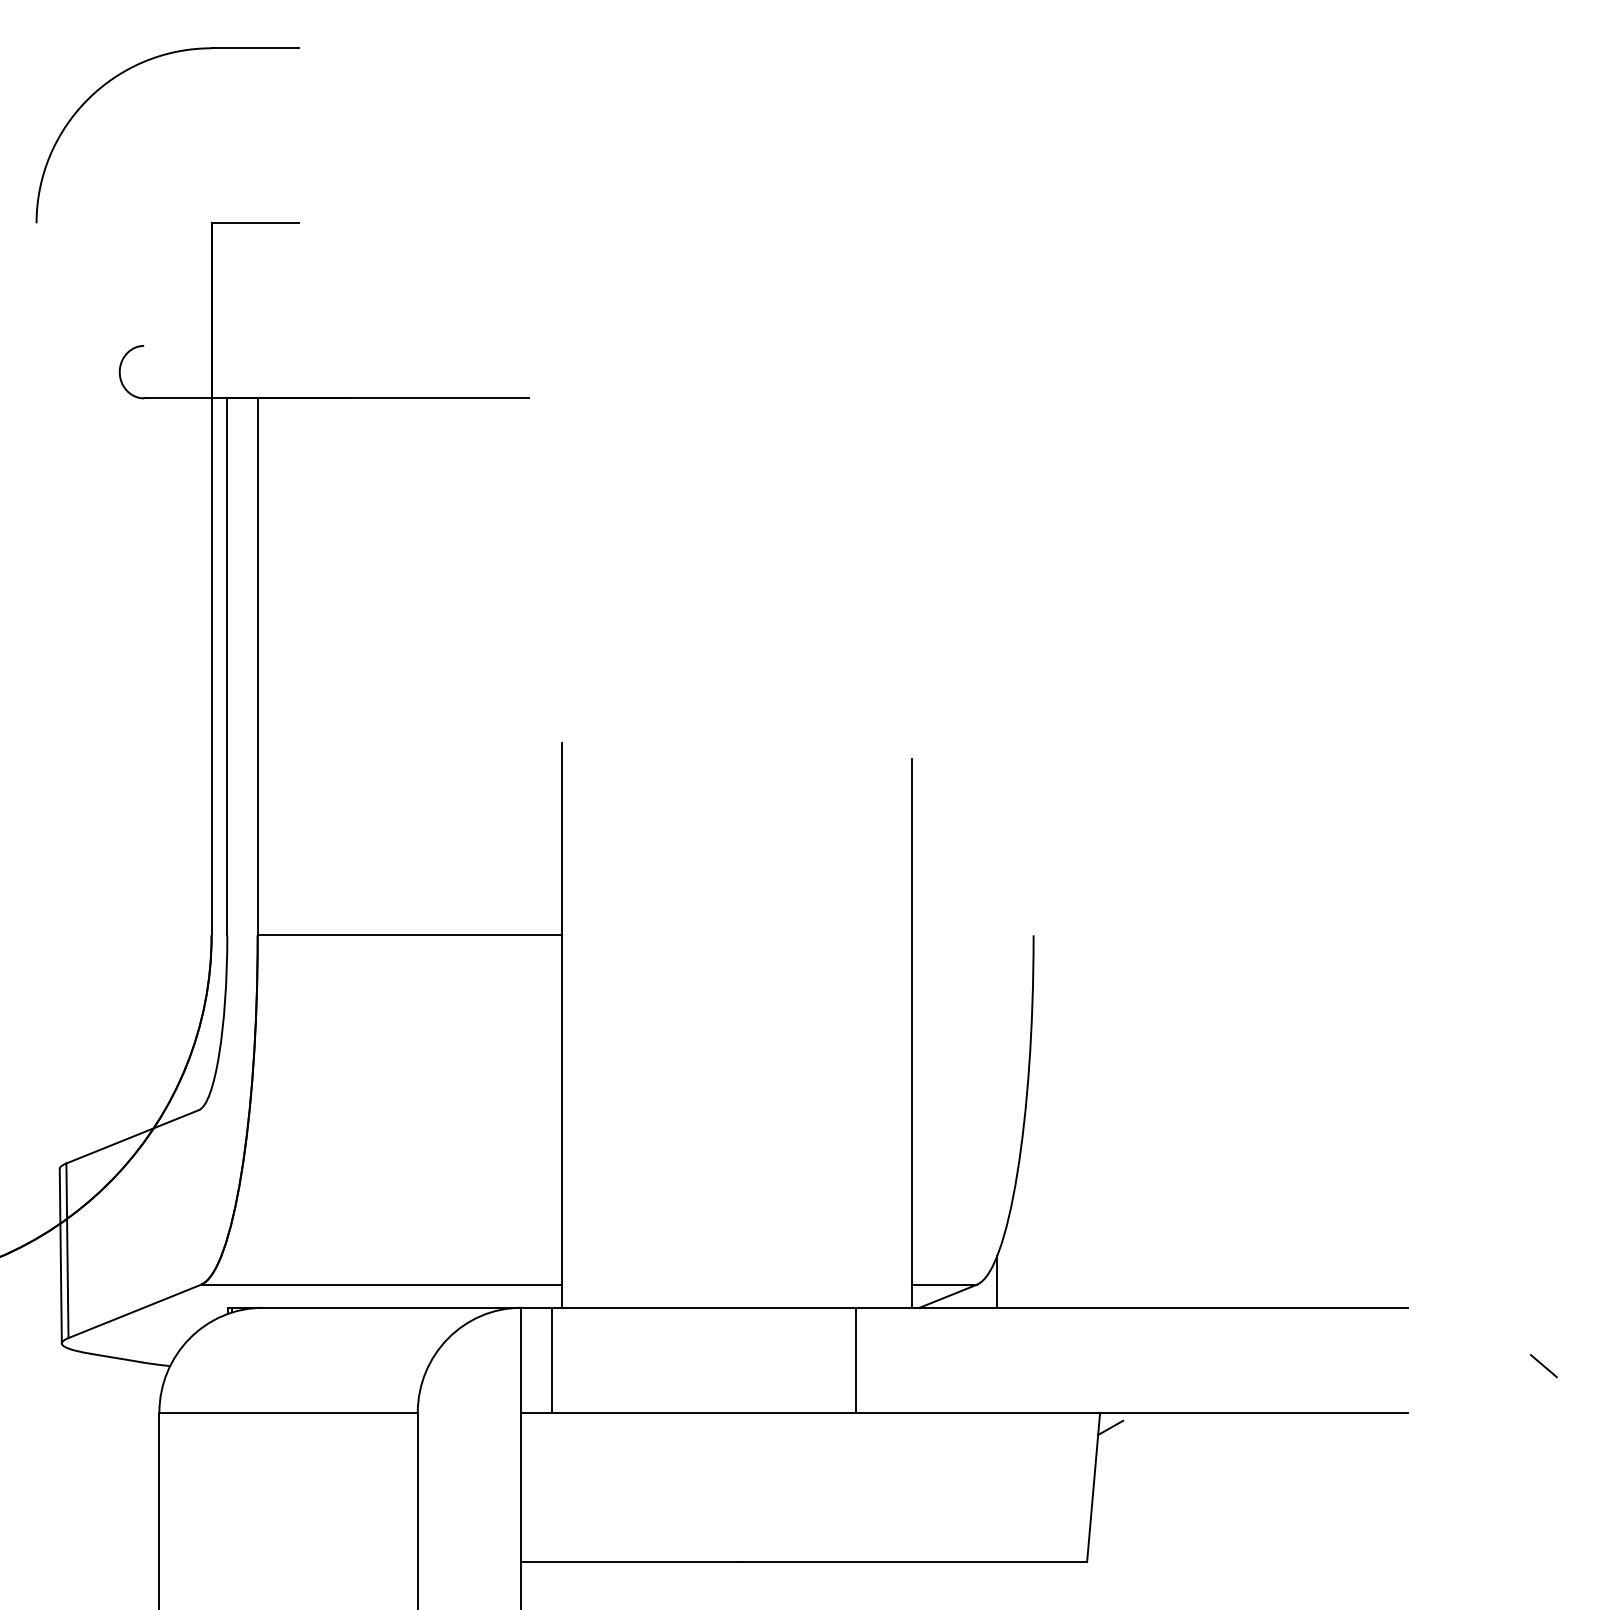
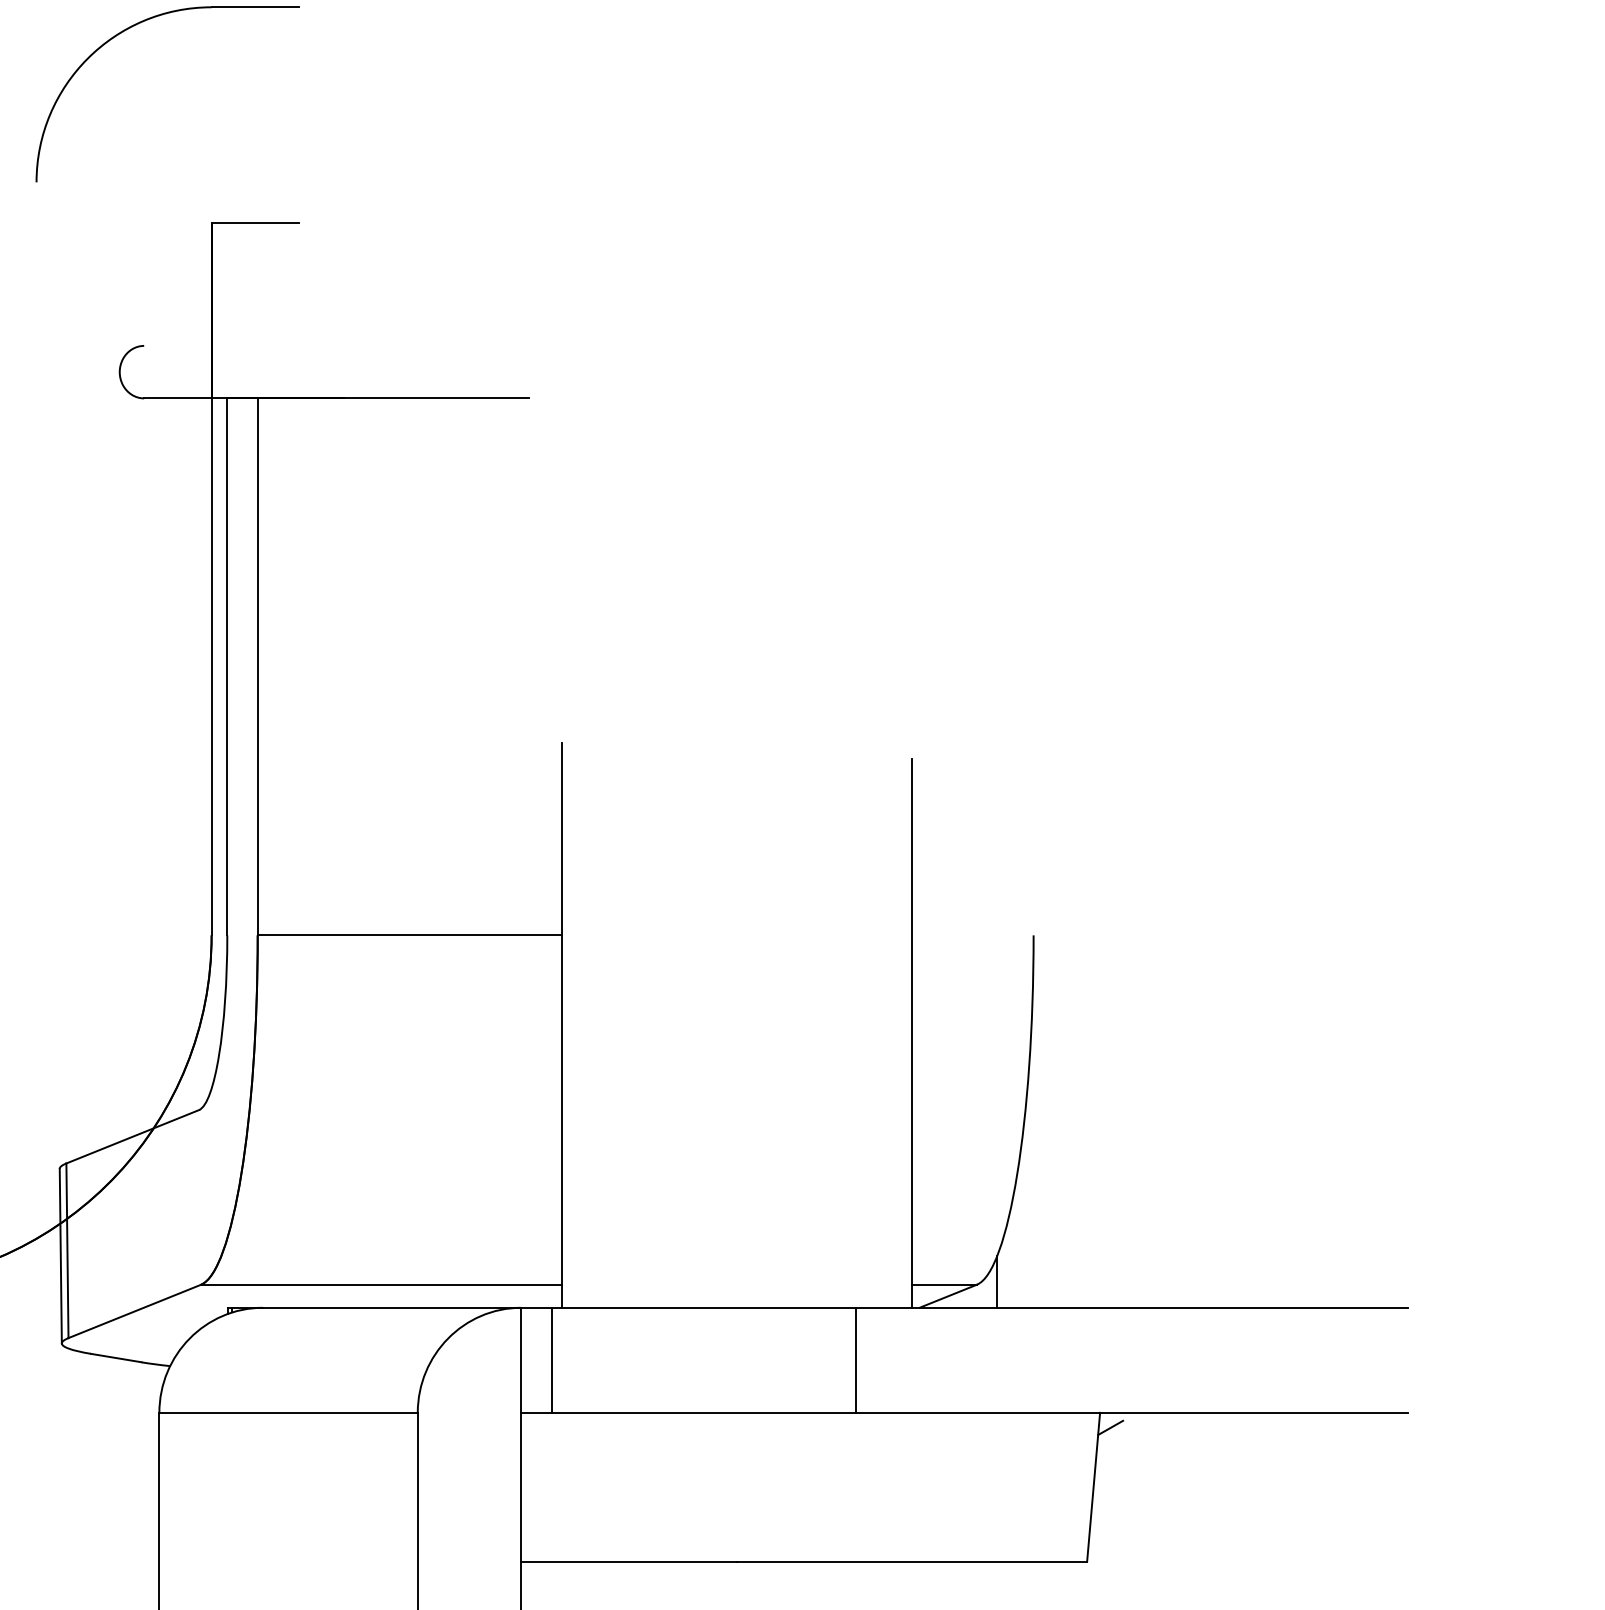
part position: (134, 67) -> (134, 26) (134, 26)
line: present -> none (1543, 1366)
